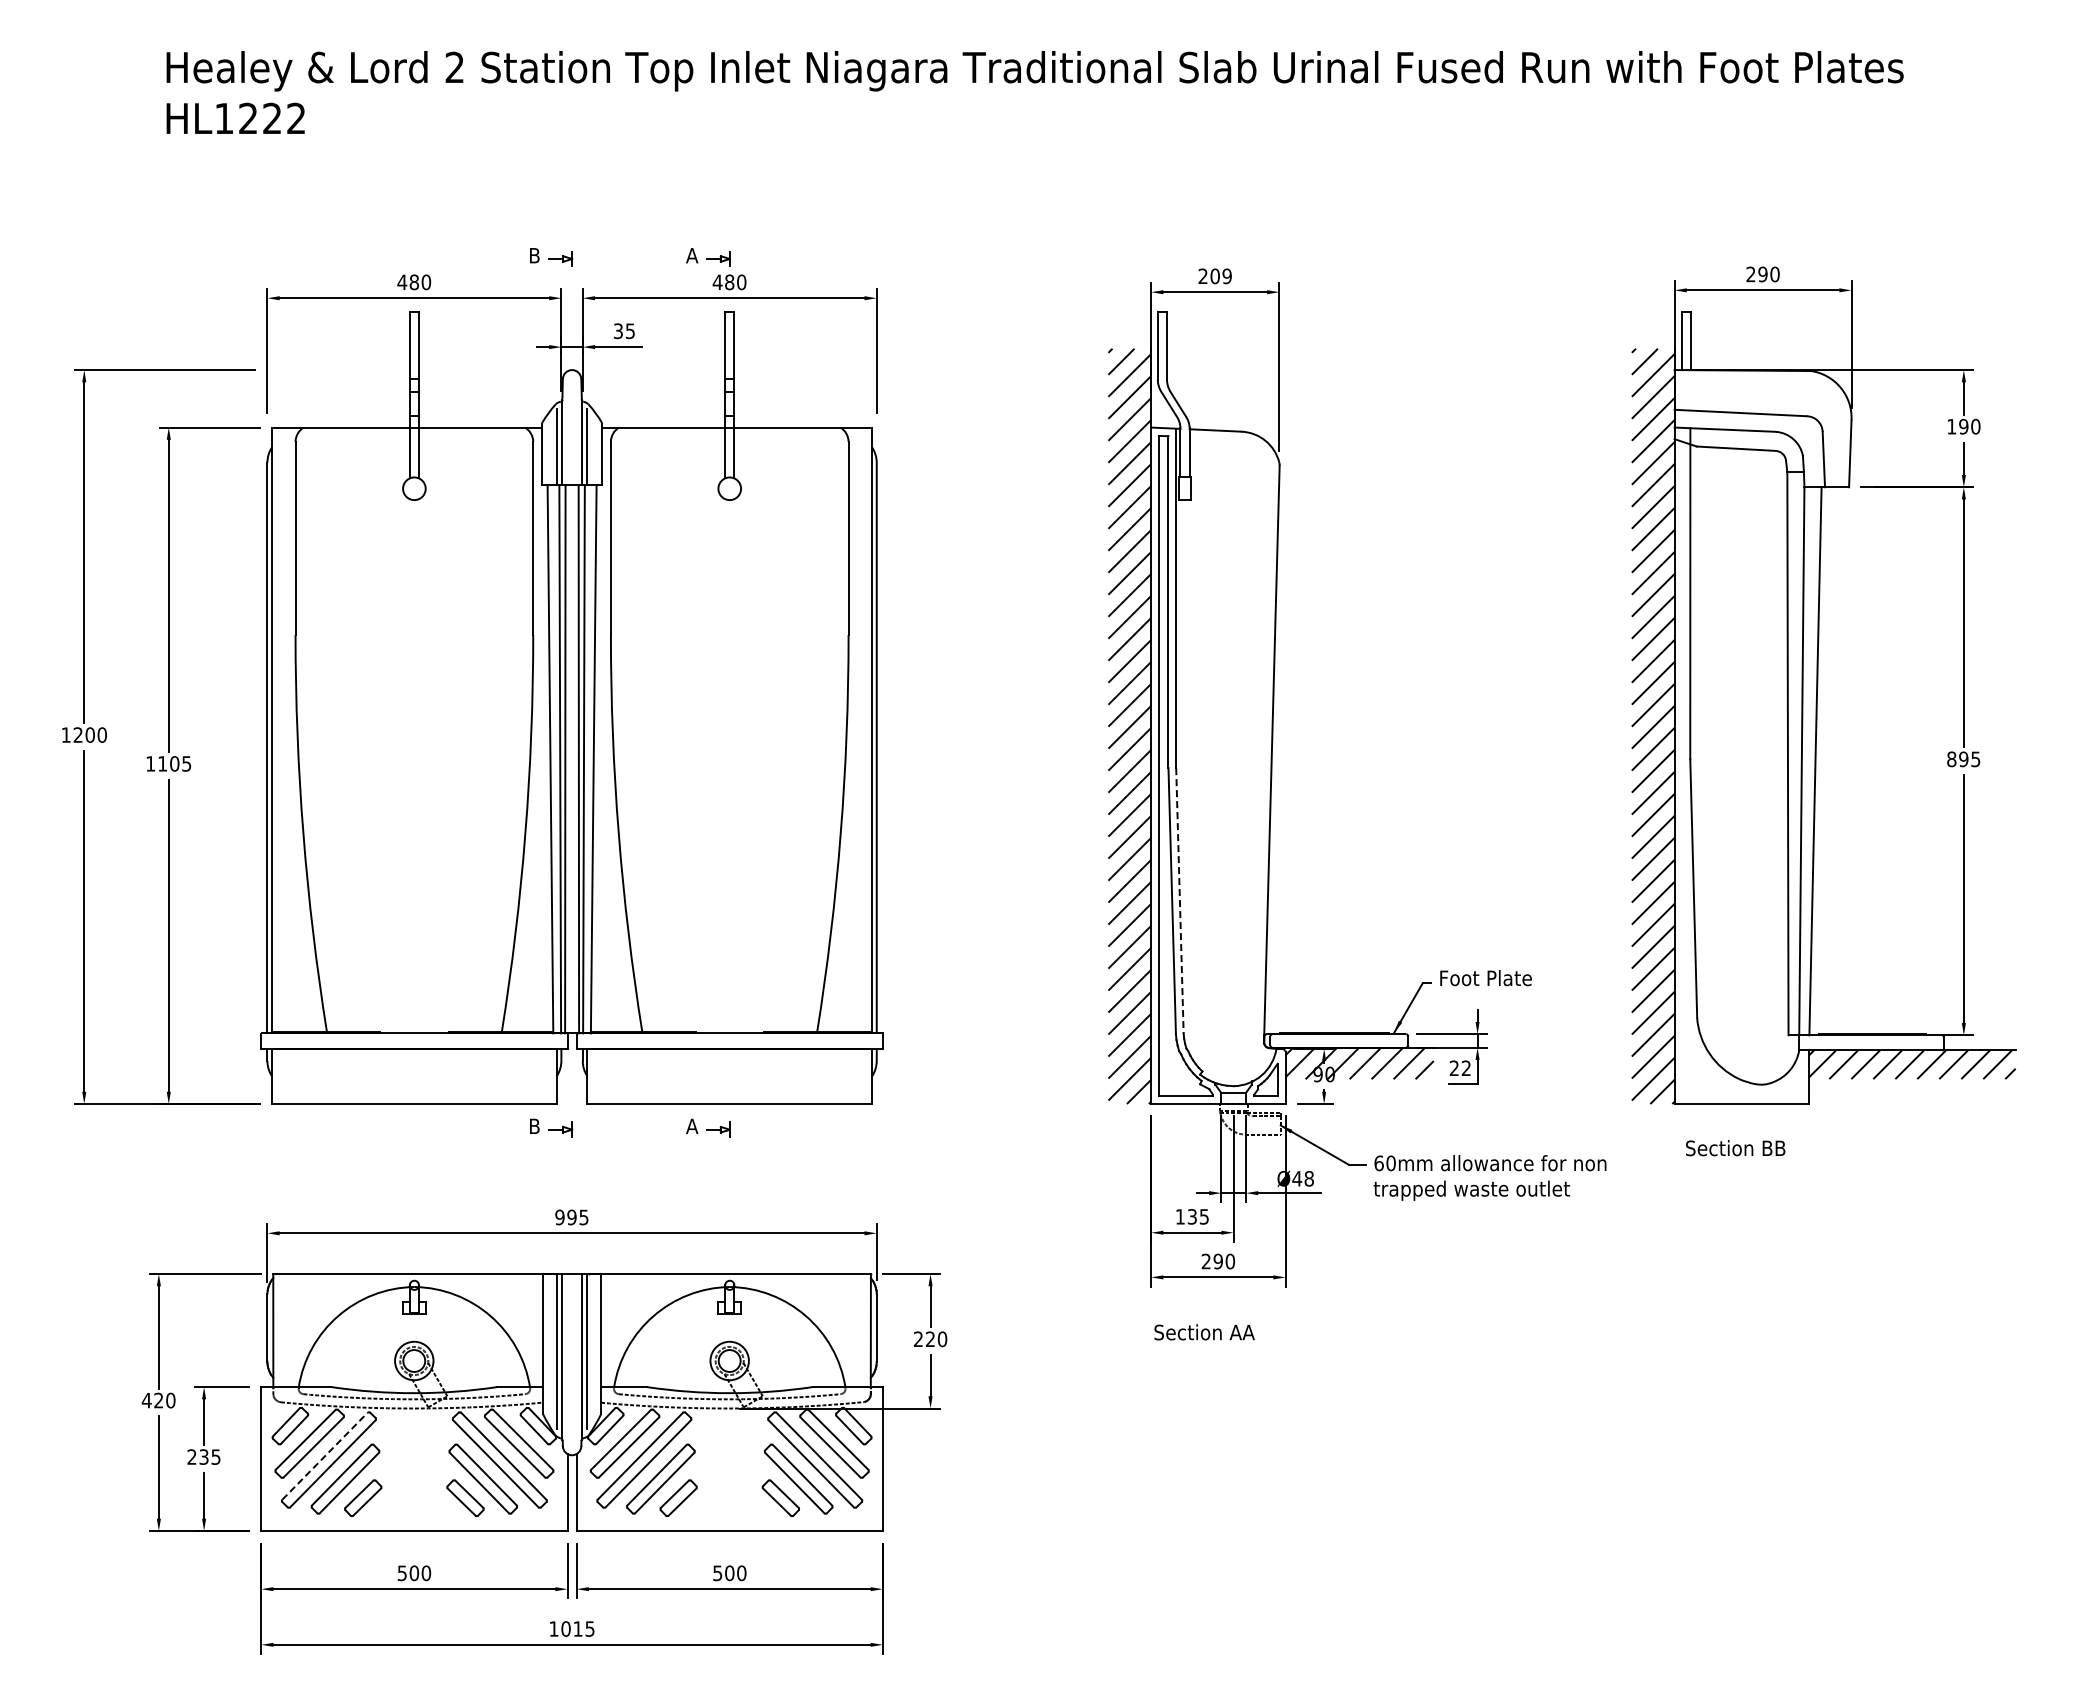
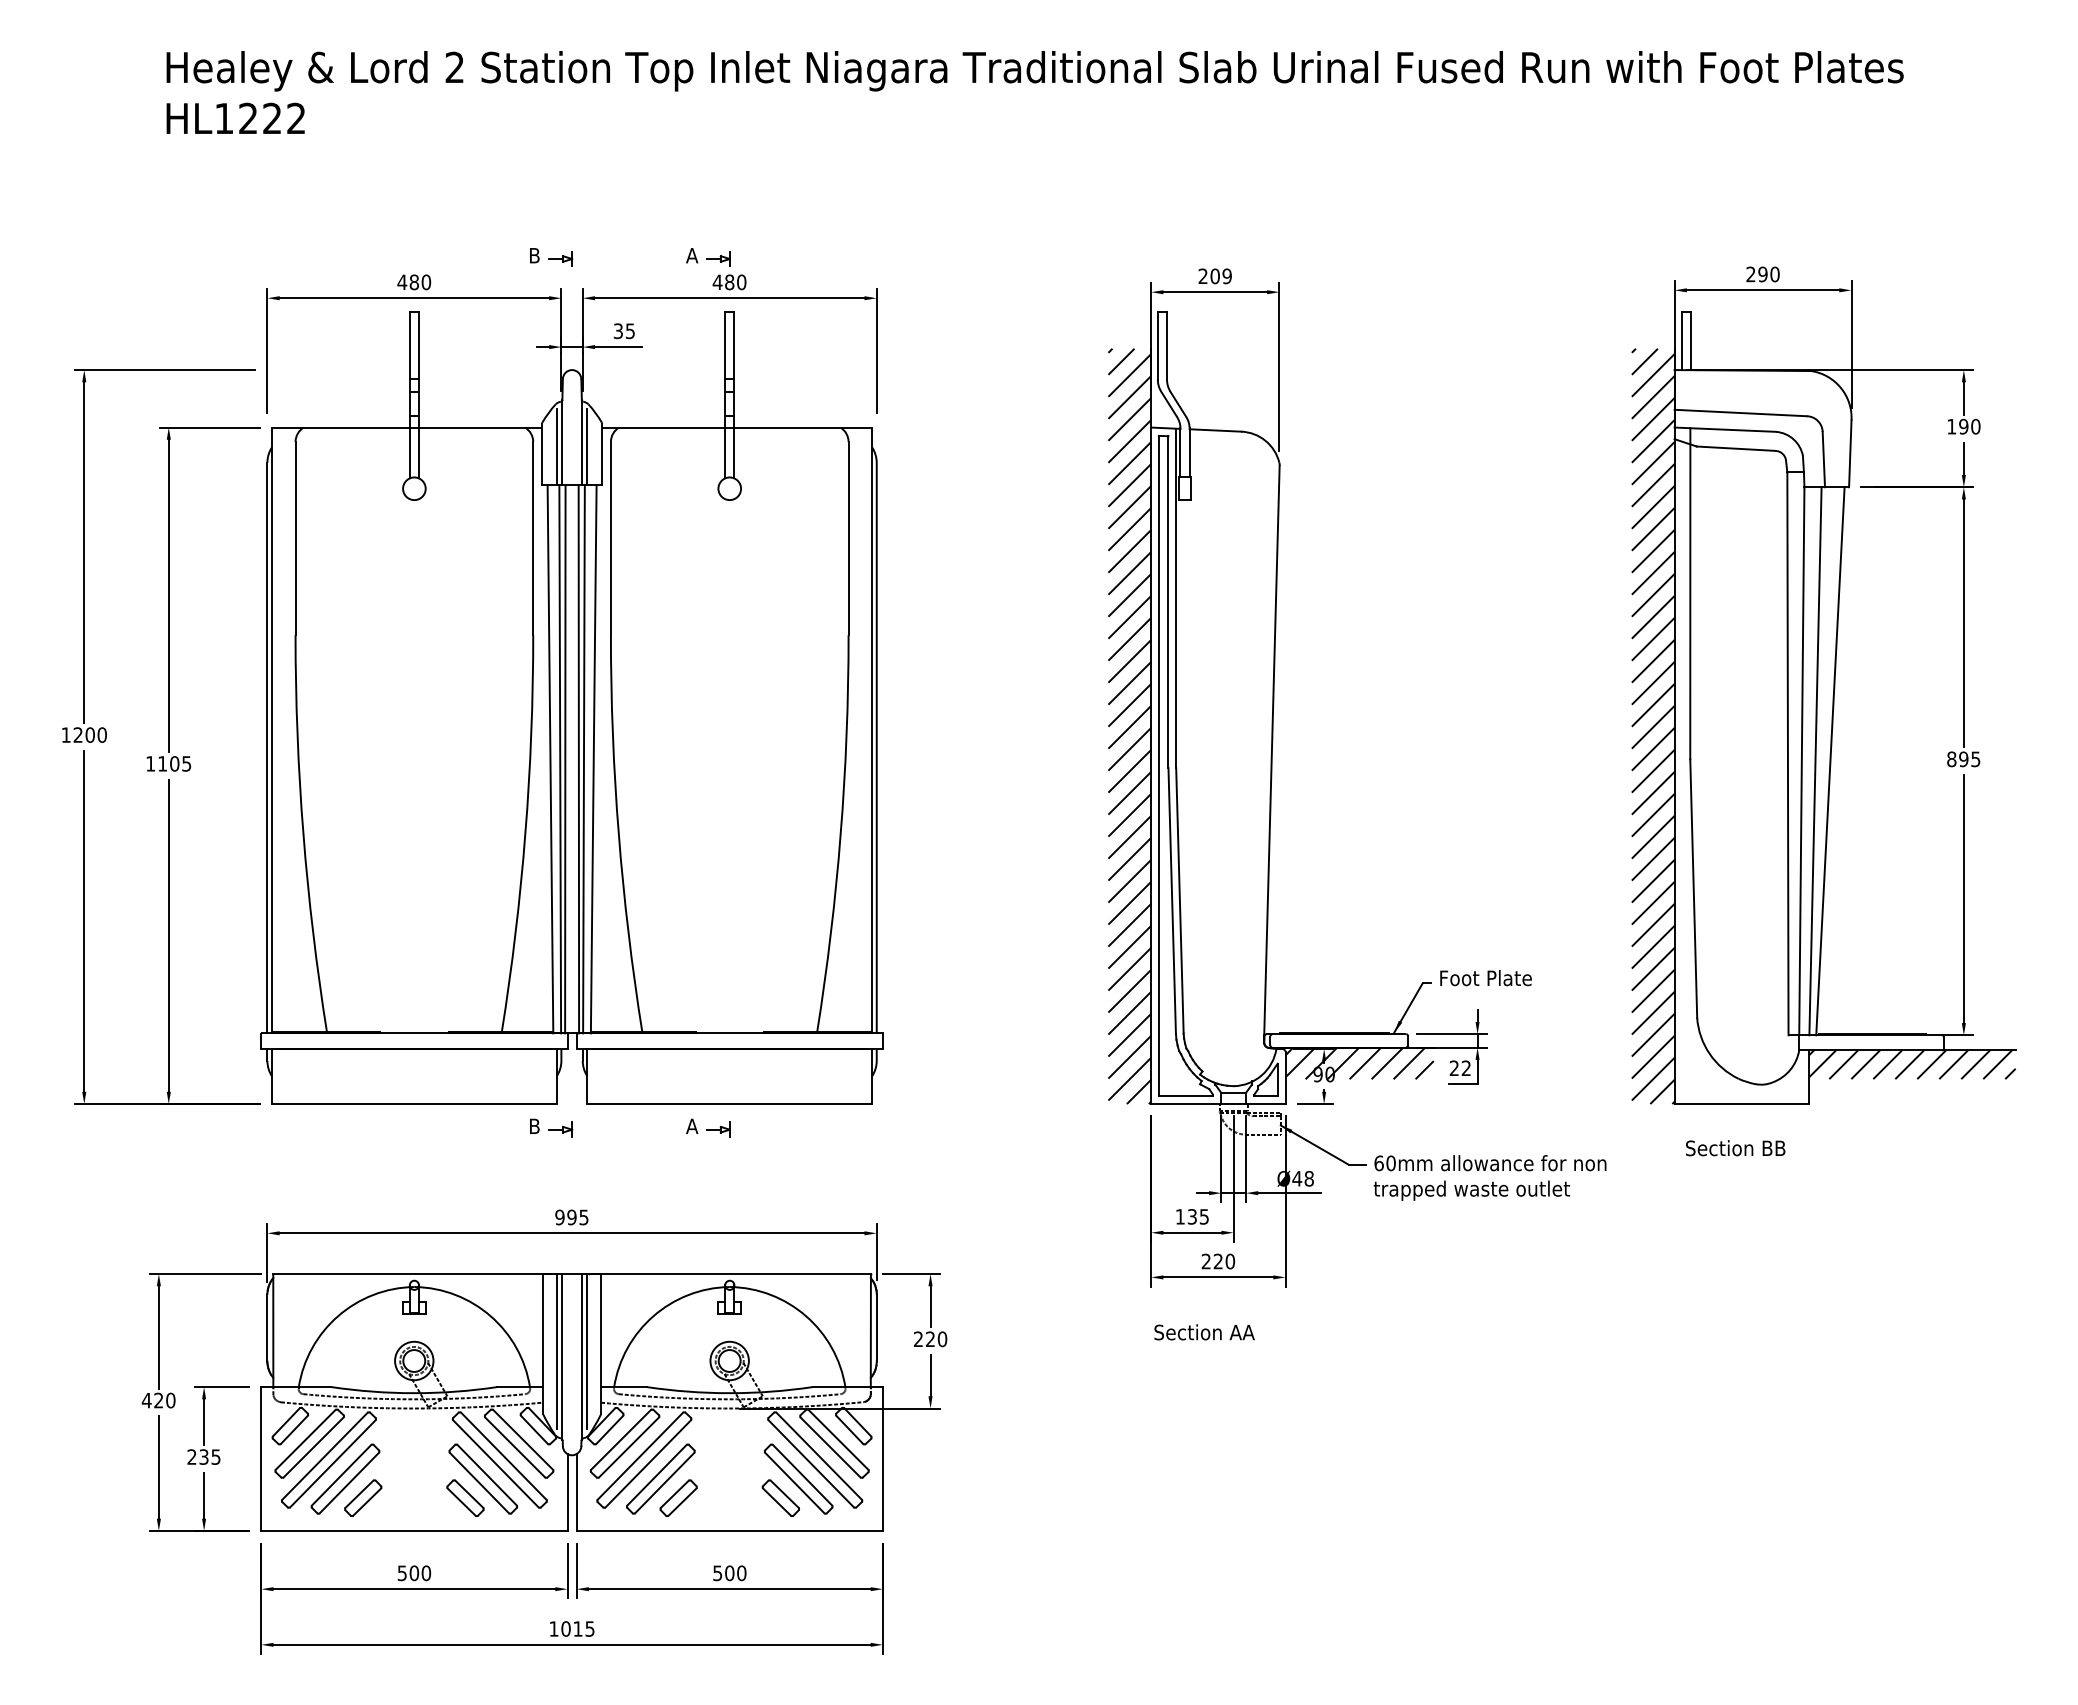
line: none -> present (1830, 761)
line: dashed -> solid (1179, 900)
text: 290 -> 220 (1217, 1261)
line: dashed -> solid (325, 1456)
